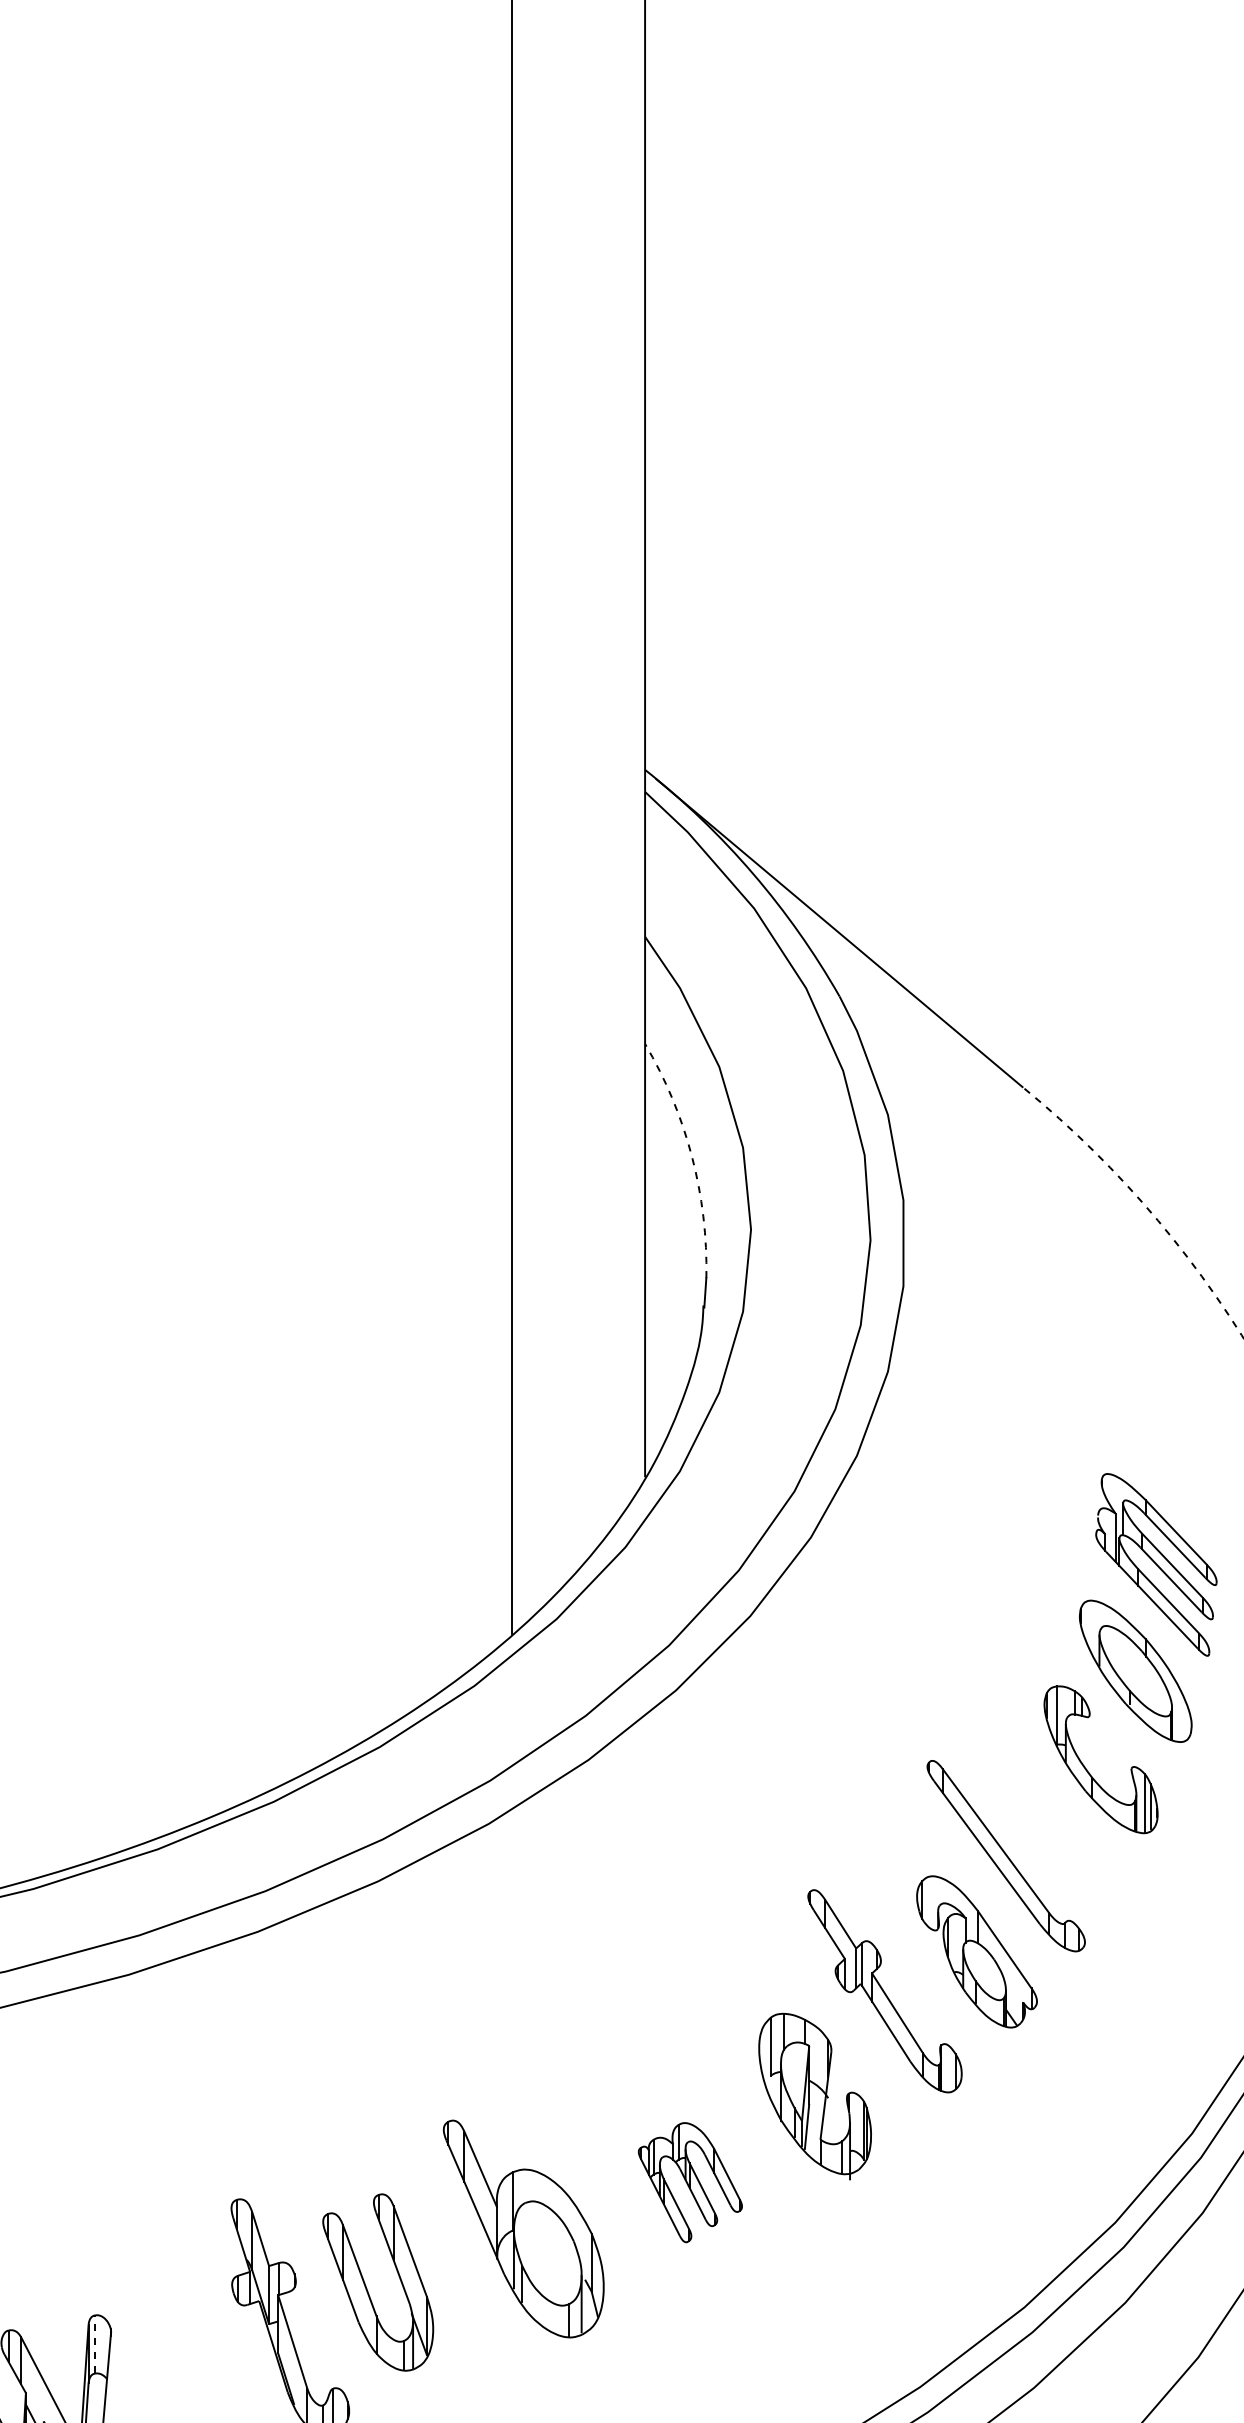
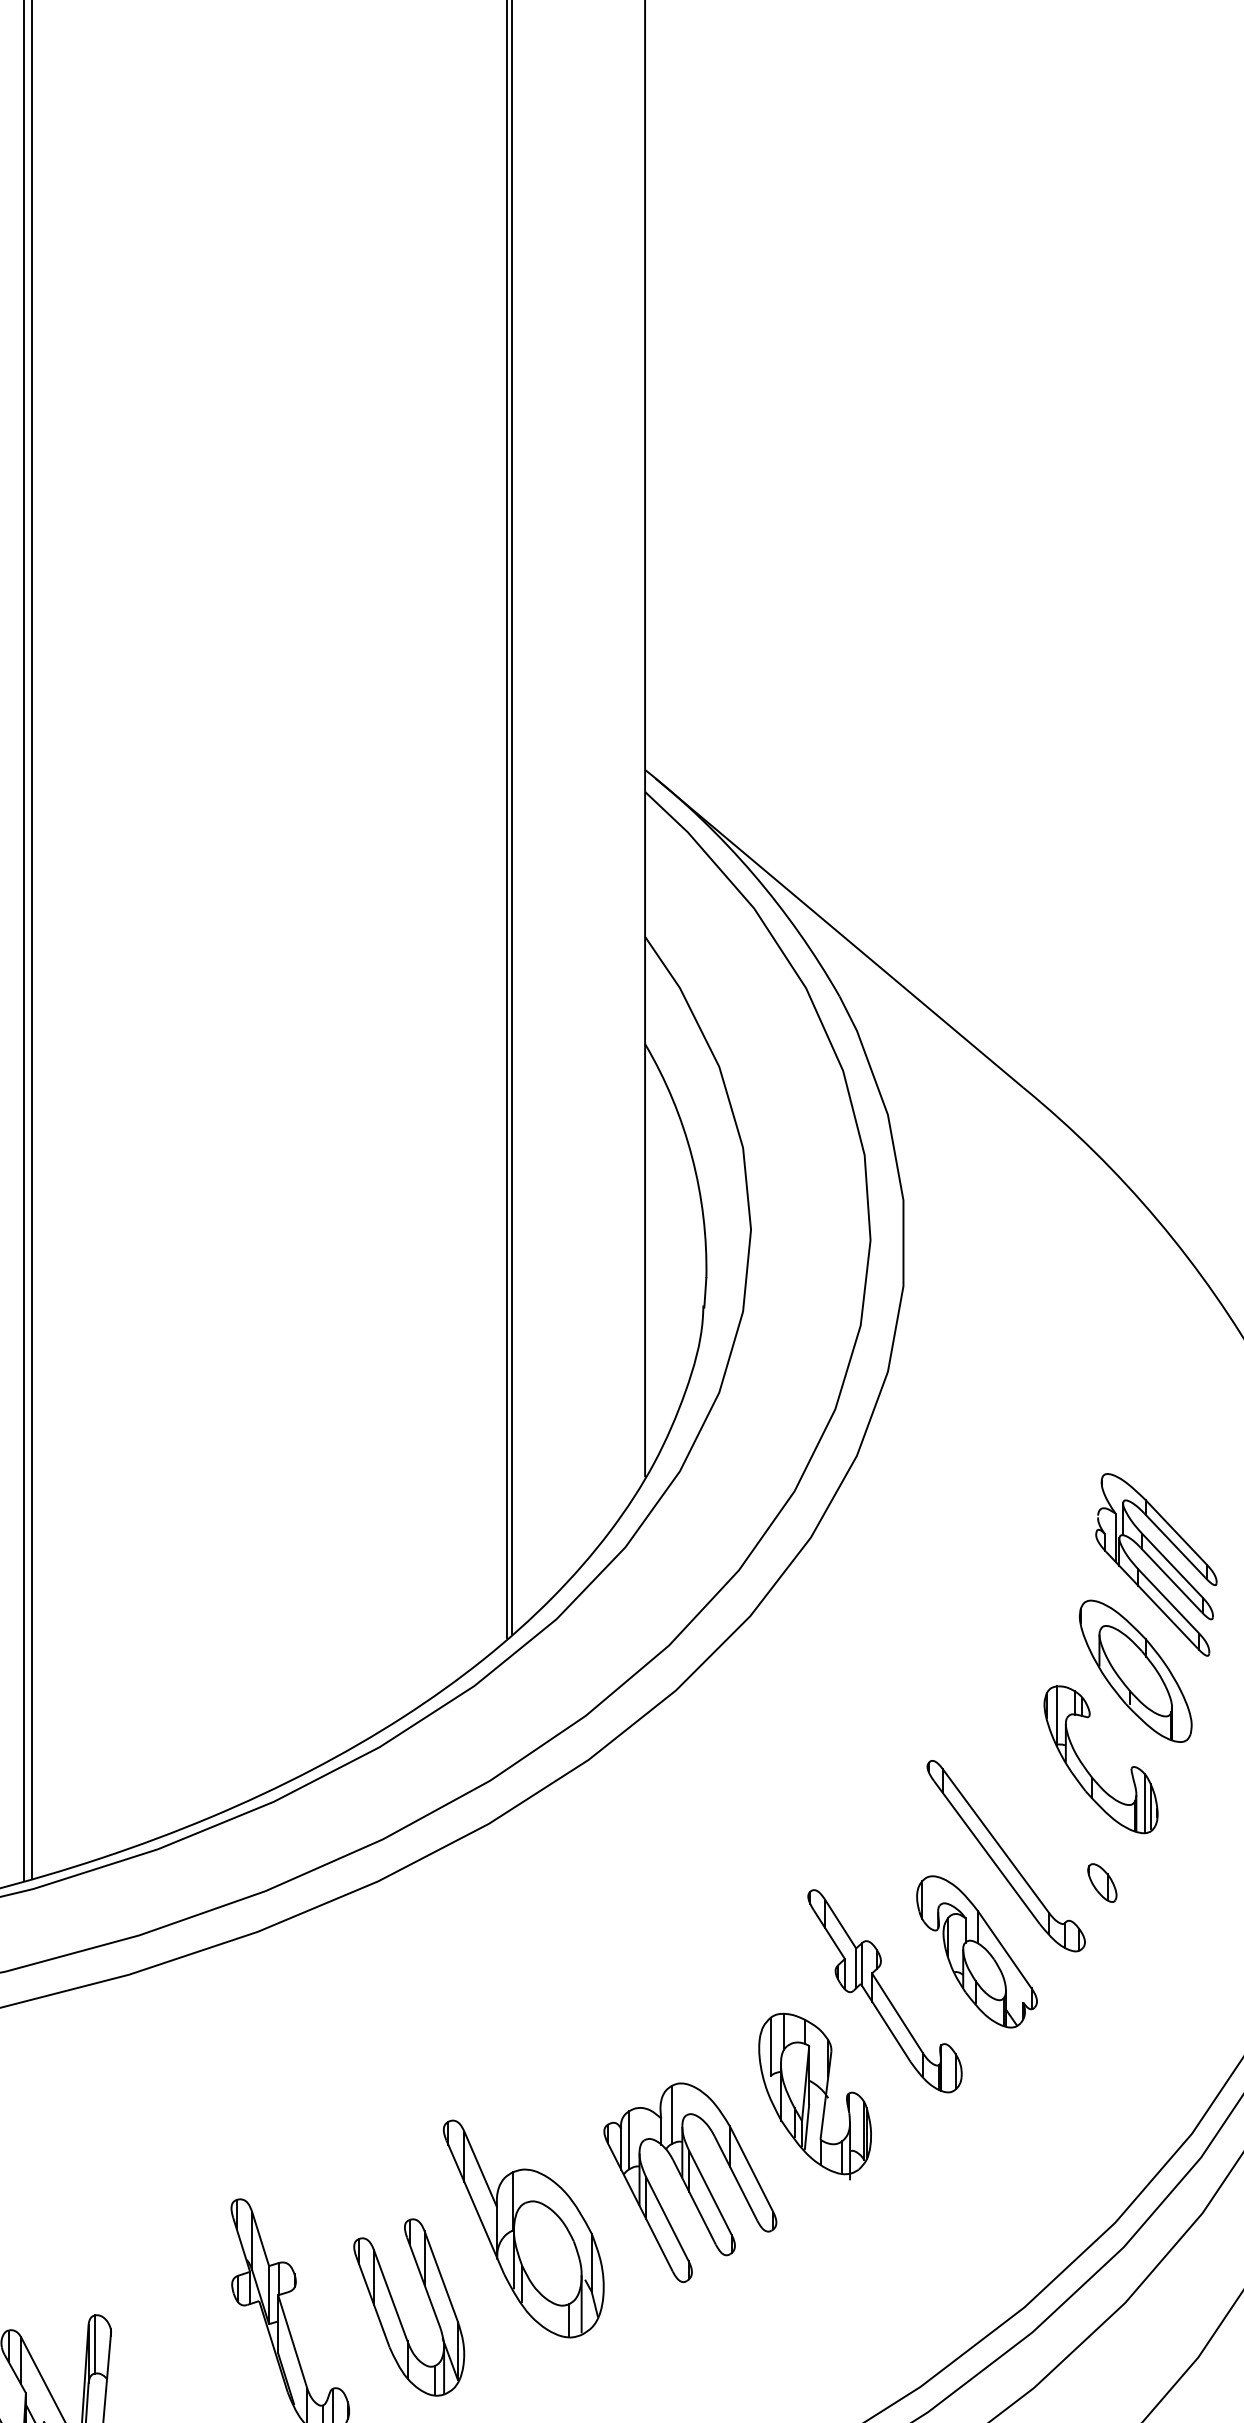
line: none -> present (507, 820)
line: none -> present (32, 940)
line: none -> present (23, 941)
arc: dashed -> solid (692, 1156)
arc: dashed -> solid (1143, 1204)
part: none -> present (1102, 1882)
part size: 105x122 px -> 175x201 px (690, 2182)
part position: (366, 2285) -> (397, 2310) (397, 2310)
line: dashed -> solid (95, 2343)
